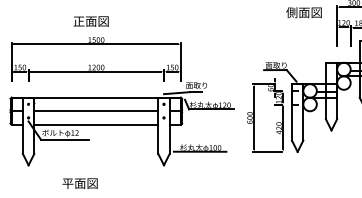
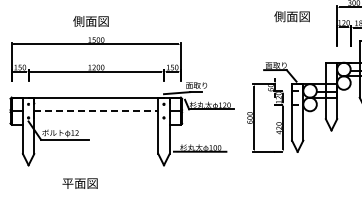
text position: (303, 12) -> (291, 16) (291, 16)
text: 正面図 -> 側面図 (78, 21)
line: solid -> dashed (96, 111)
line: present -> none (96, 124)
